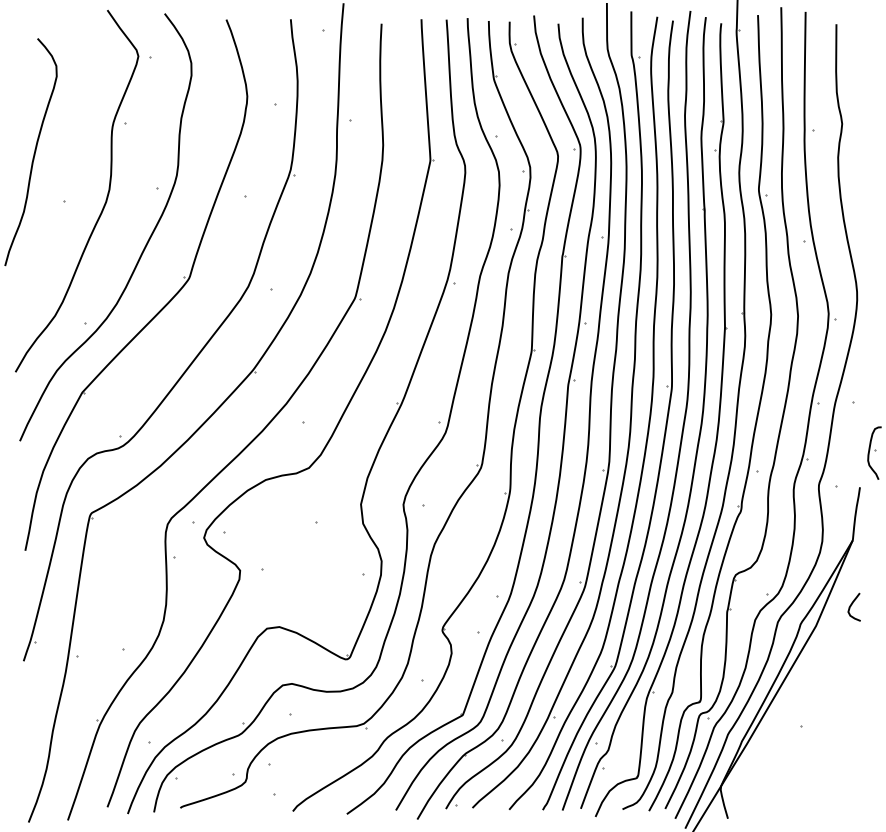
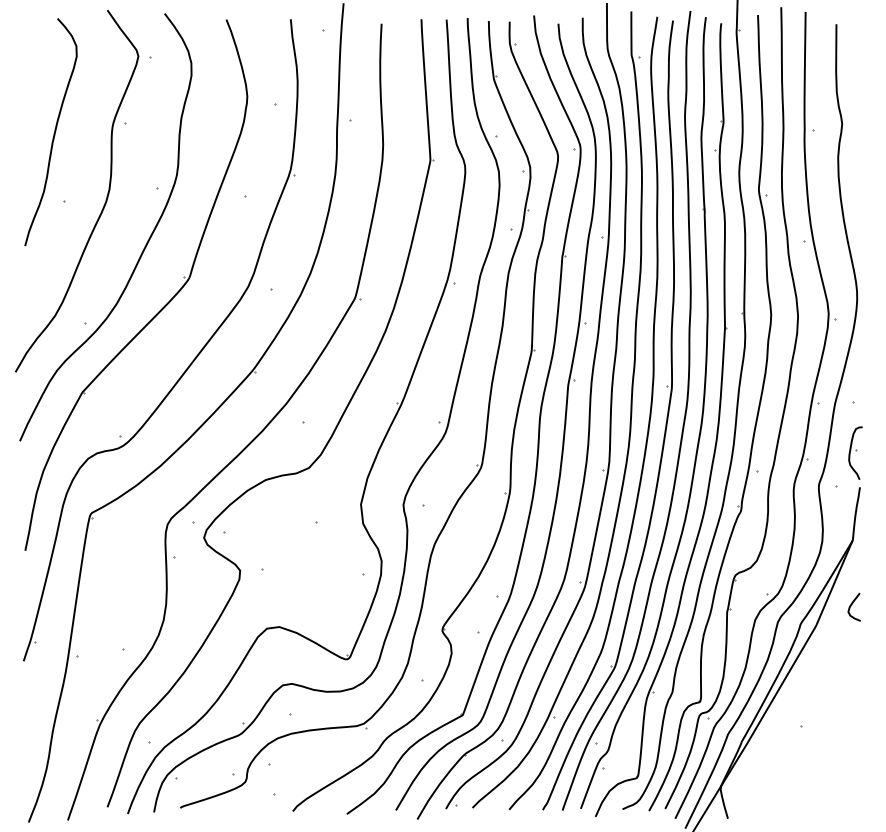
curve position: (33, 153) -> (53, 133) (53, 133)
part position: (874, 452) -> (855, 452) (855, 452)
